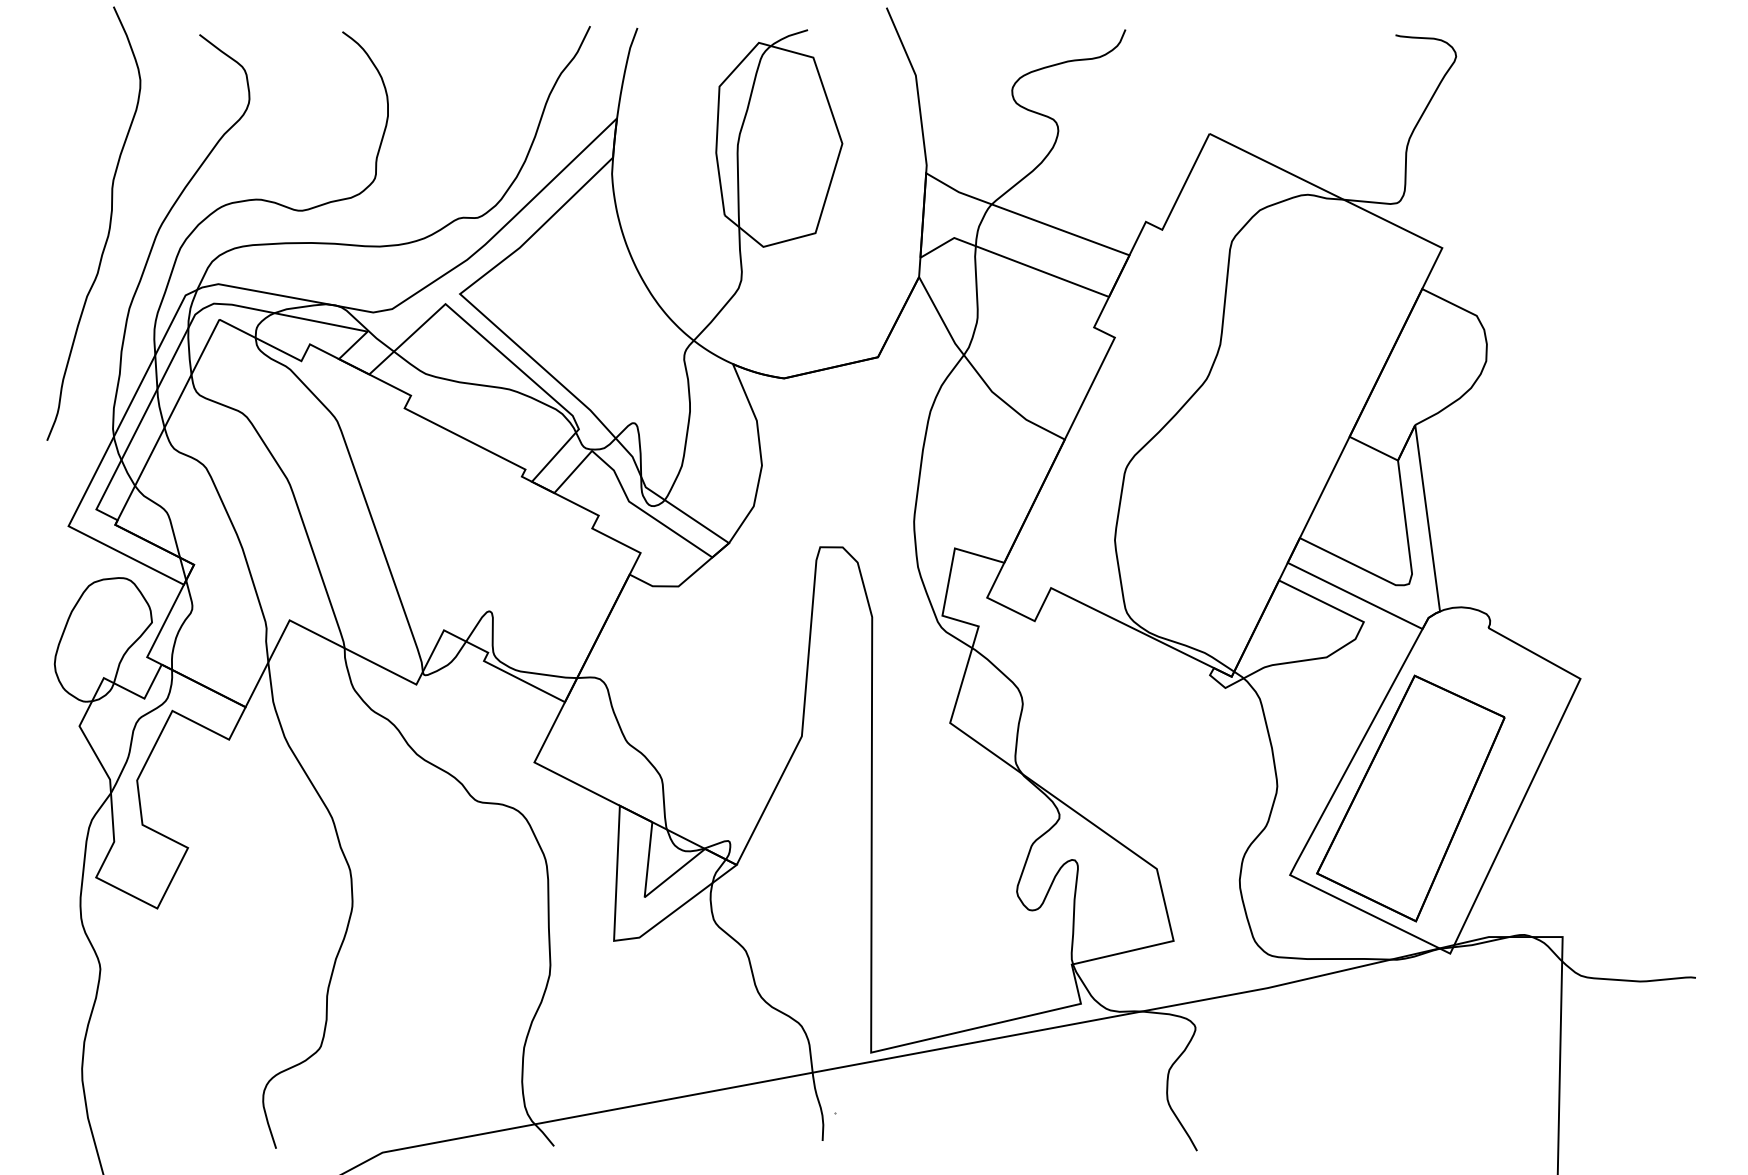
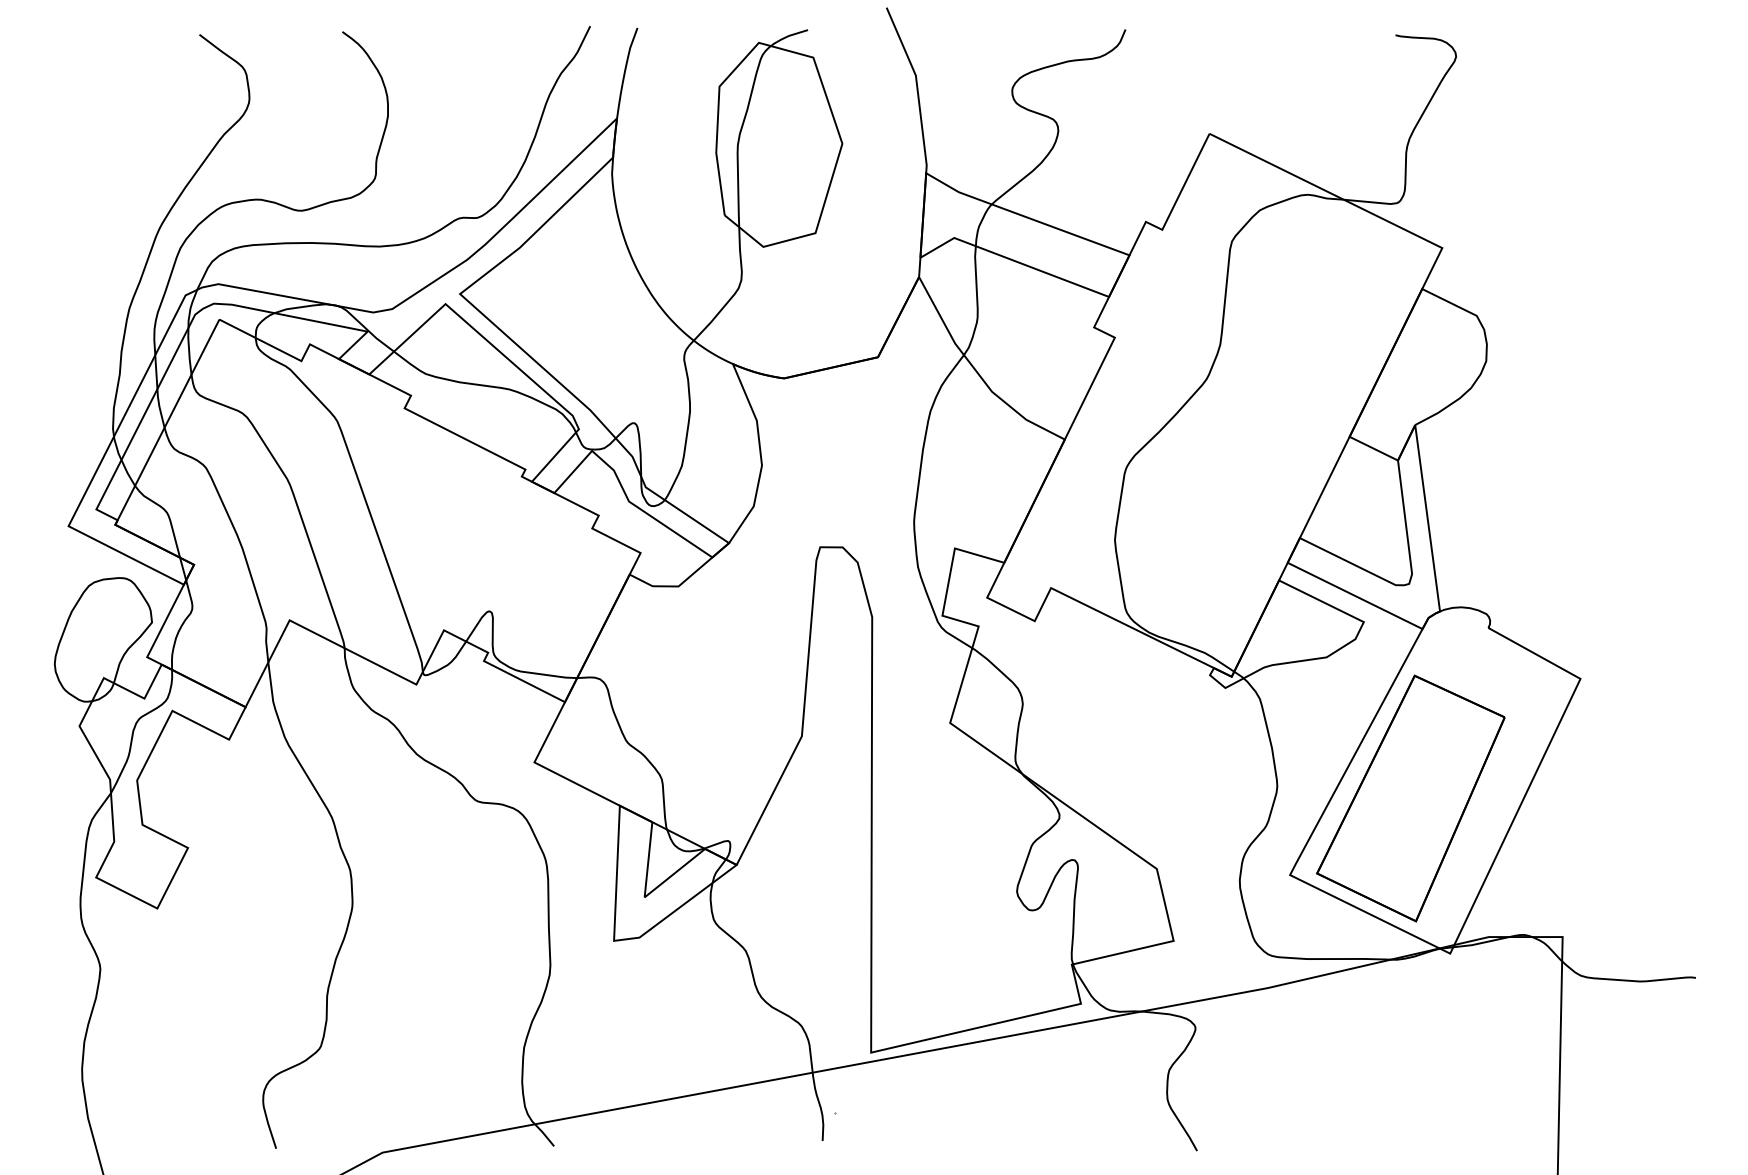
curve: present -> none (108, 228)
